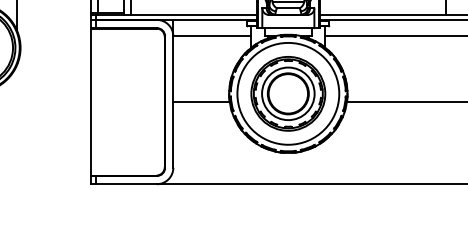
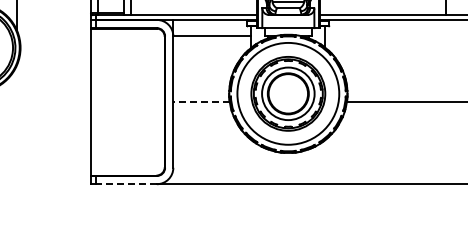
line: present -> none (394, 36)
line: solid -> dashed (201, 102)
line: solid -> dashed (126, 184)
